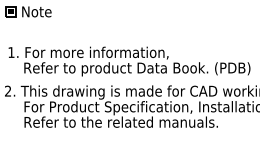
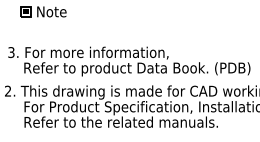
part position: (28, 11) -> (43, 11) (43, 11)
text: 1. -> 3. (11, 52)
